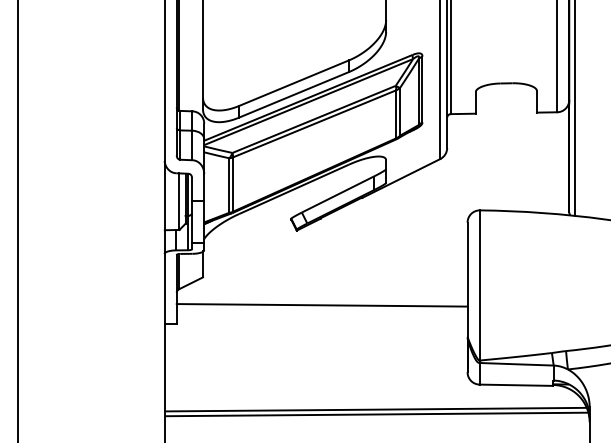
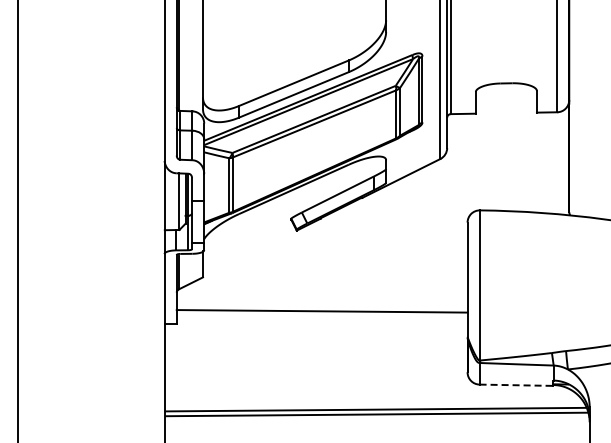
line: present -> none (575, 108)
line position: (321, 305) -> (321, 311) (321, 311)
line: solid -> dashed (516, 385)
